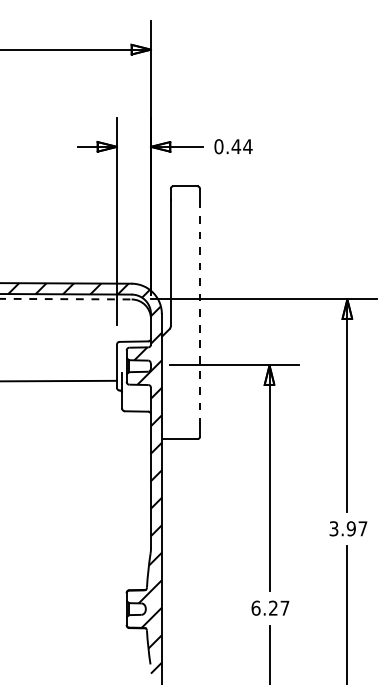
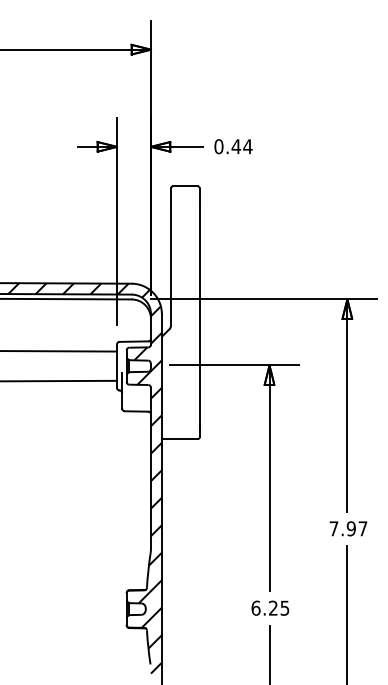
line: dashed -> solid (66, 299)
line: dashed -> solid (199, 313)
line: none -> present (59, 351)
text: 3.97 -> 7.97 (333, 528)
text: 6.27 -> 6.25 (284, 607)
